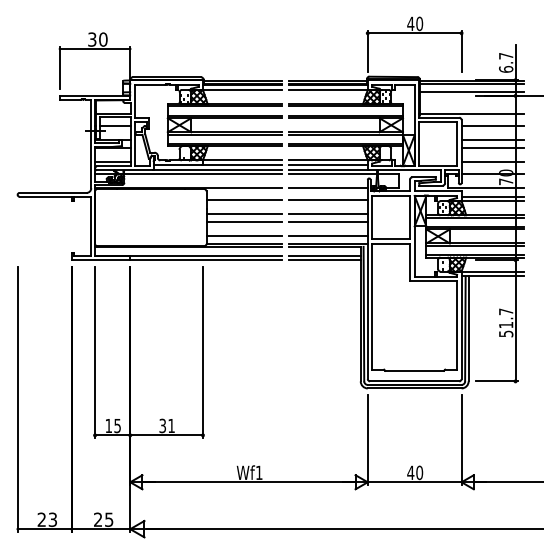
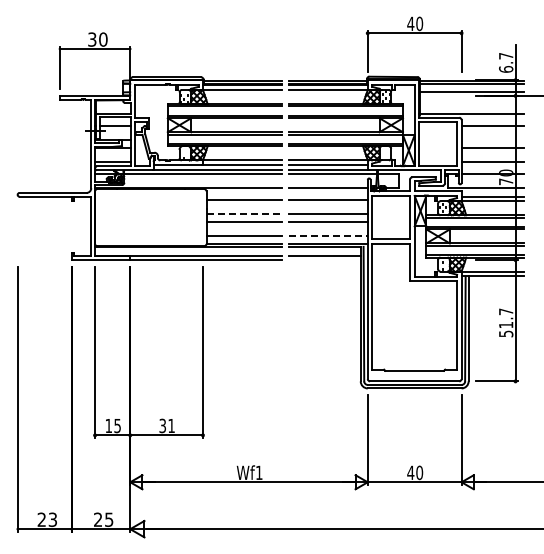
line: present -> none (492, 139)
line: solid -> dashed (244, 213)
line: solid -> dashed (328, 235)
line: present -> none (324, 260)
